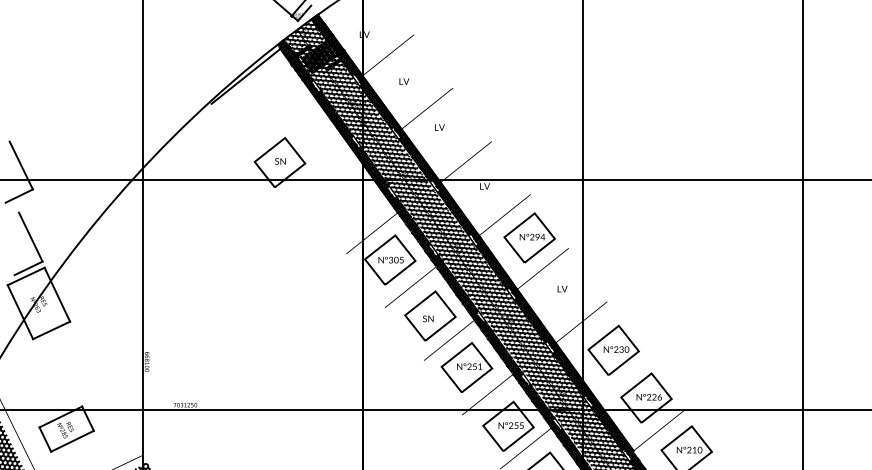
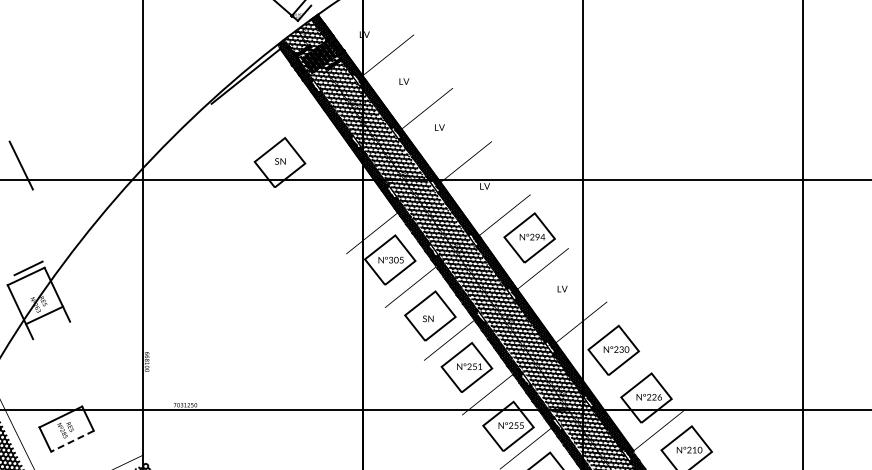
line: present -> none (18, 195)
line: present -> none (30, 236)
line position: (51, 330) -> (44, 315) (44, 315)
line: solid -> dashed (72, 441)
